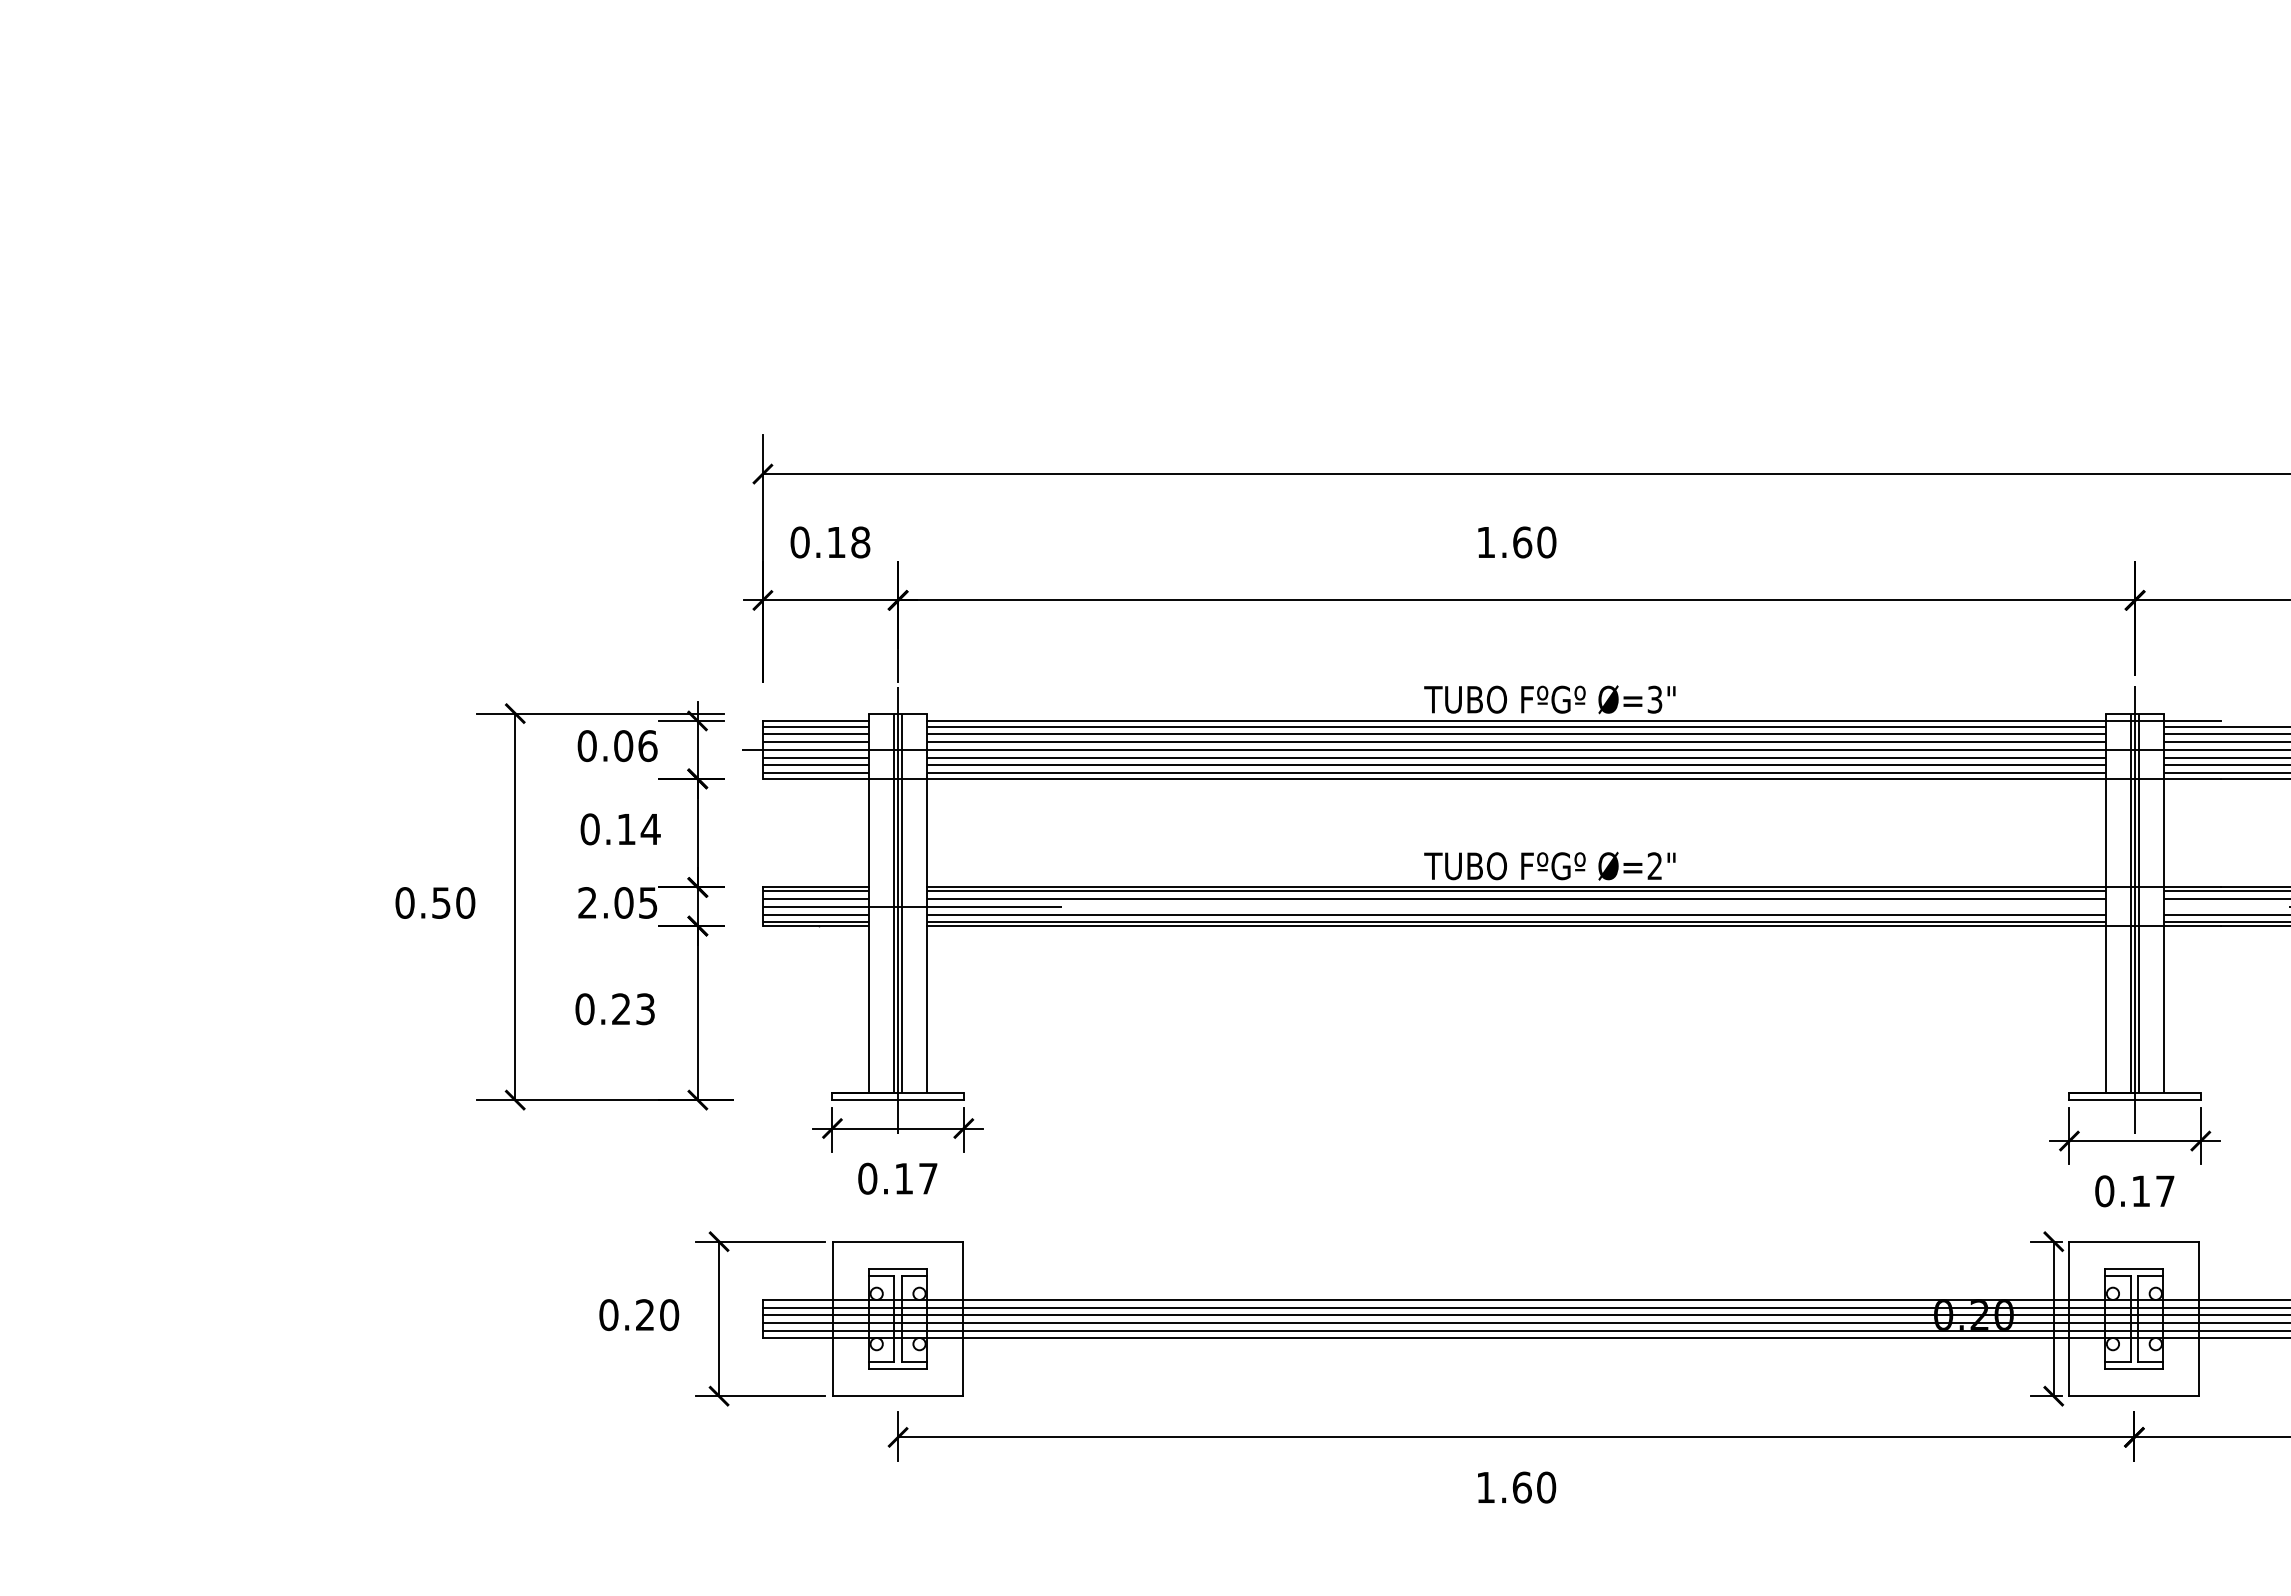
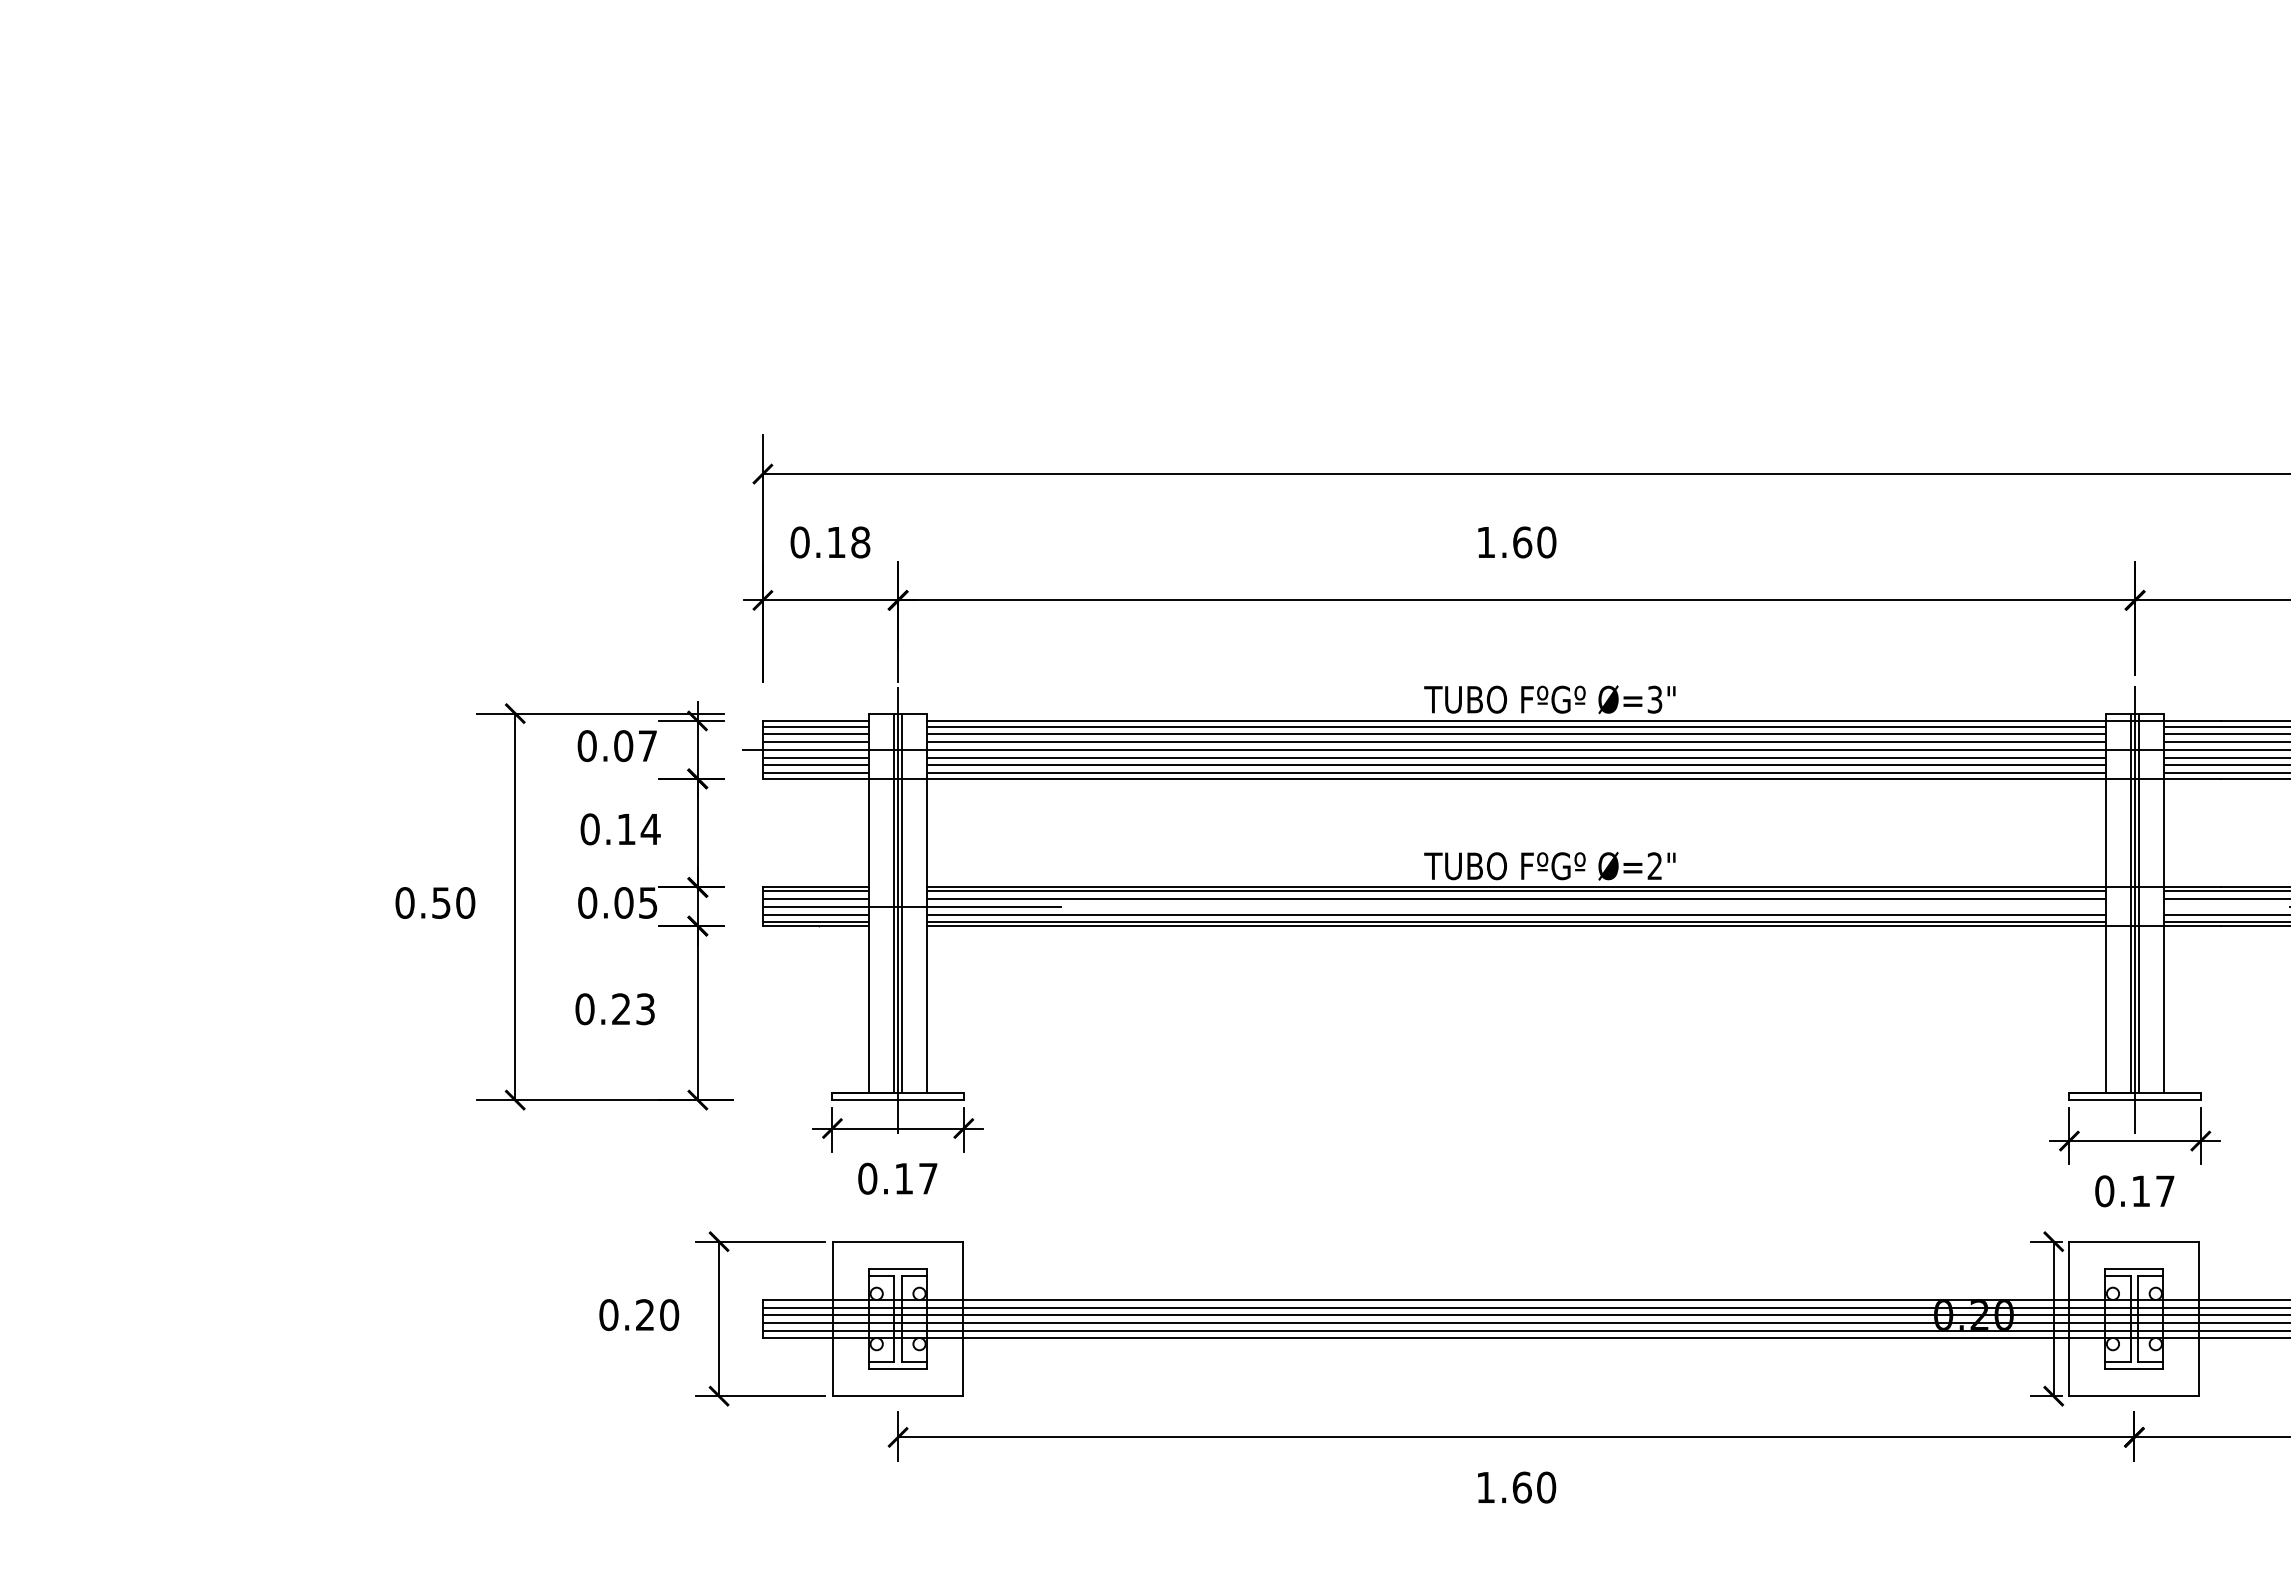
line: none -> present (2254, 720)
text: 0.06 -> 0.07 (647, 746)
text: 2.05 -> 0.05 (587, 902)
